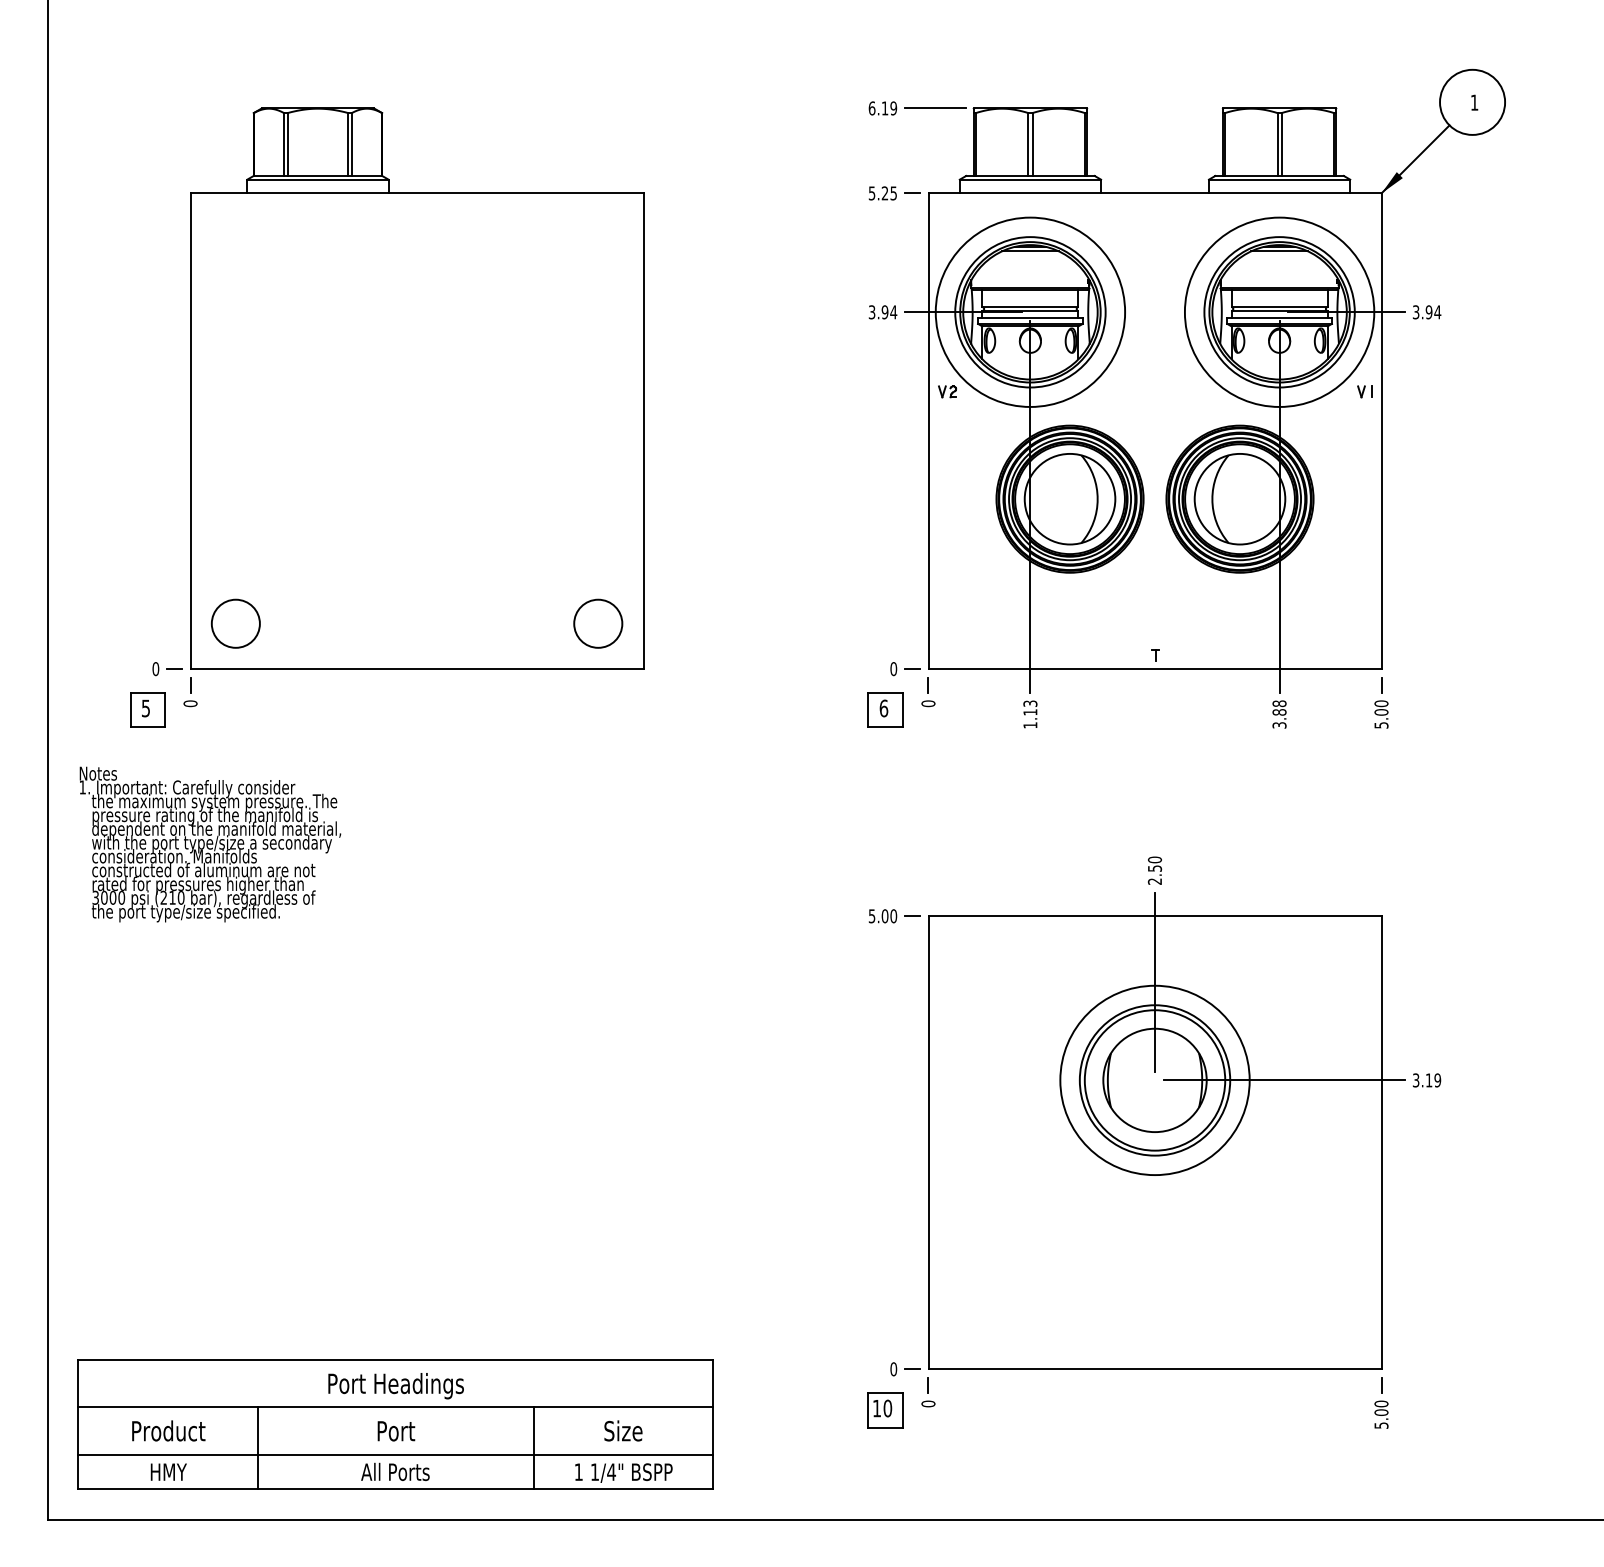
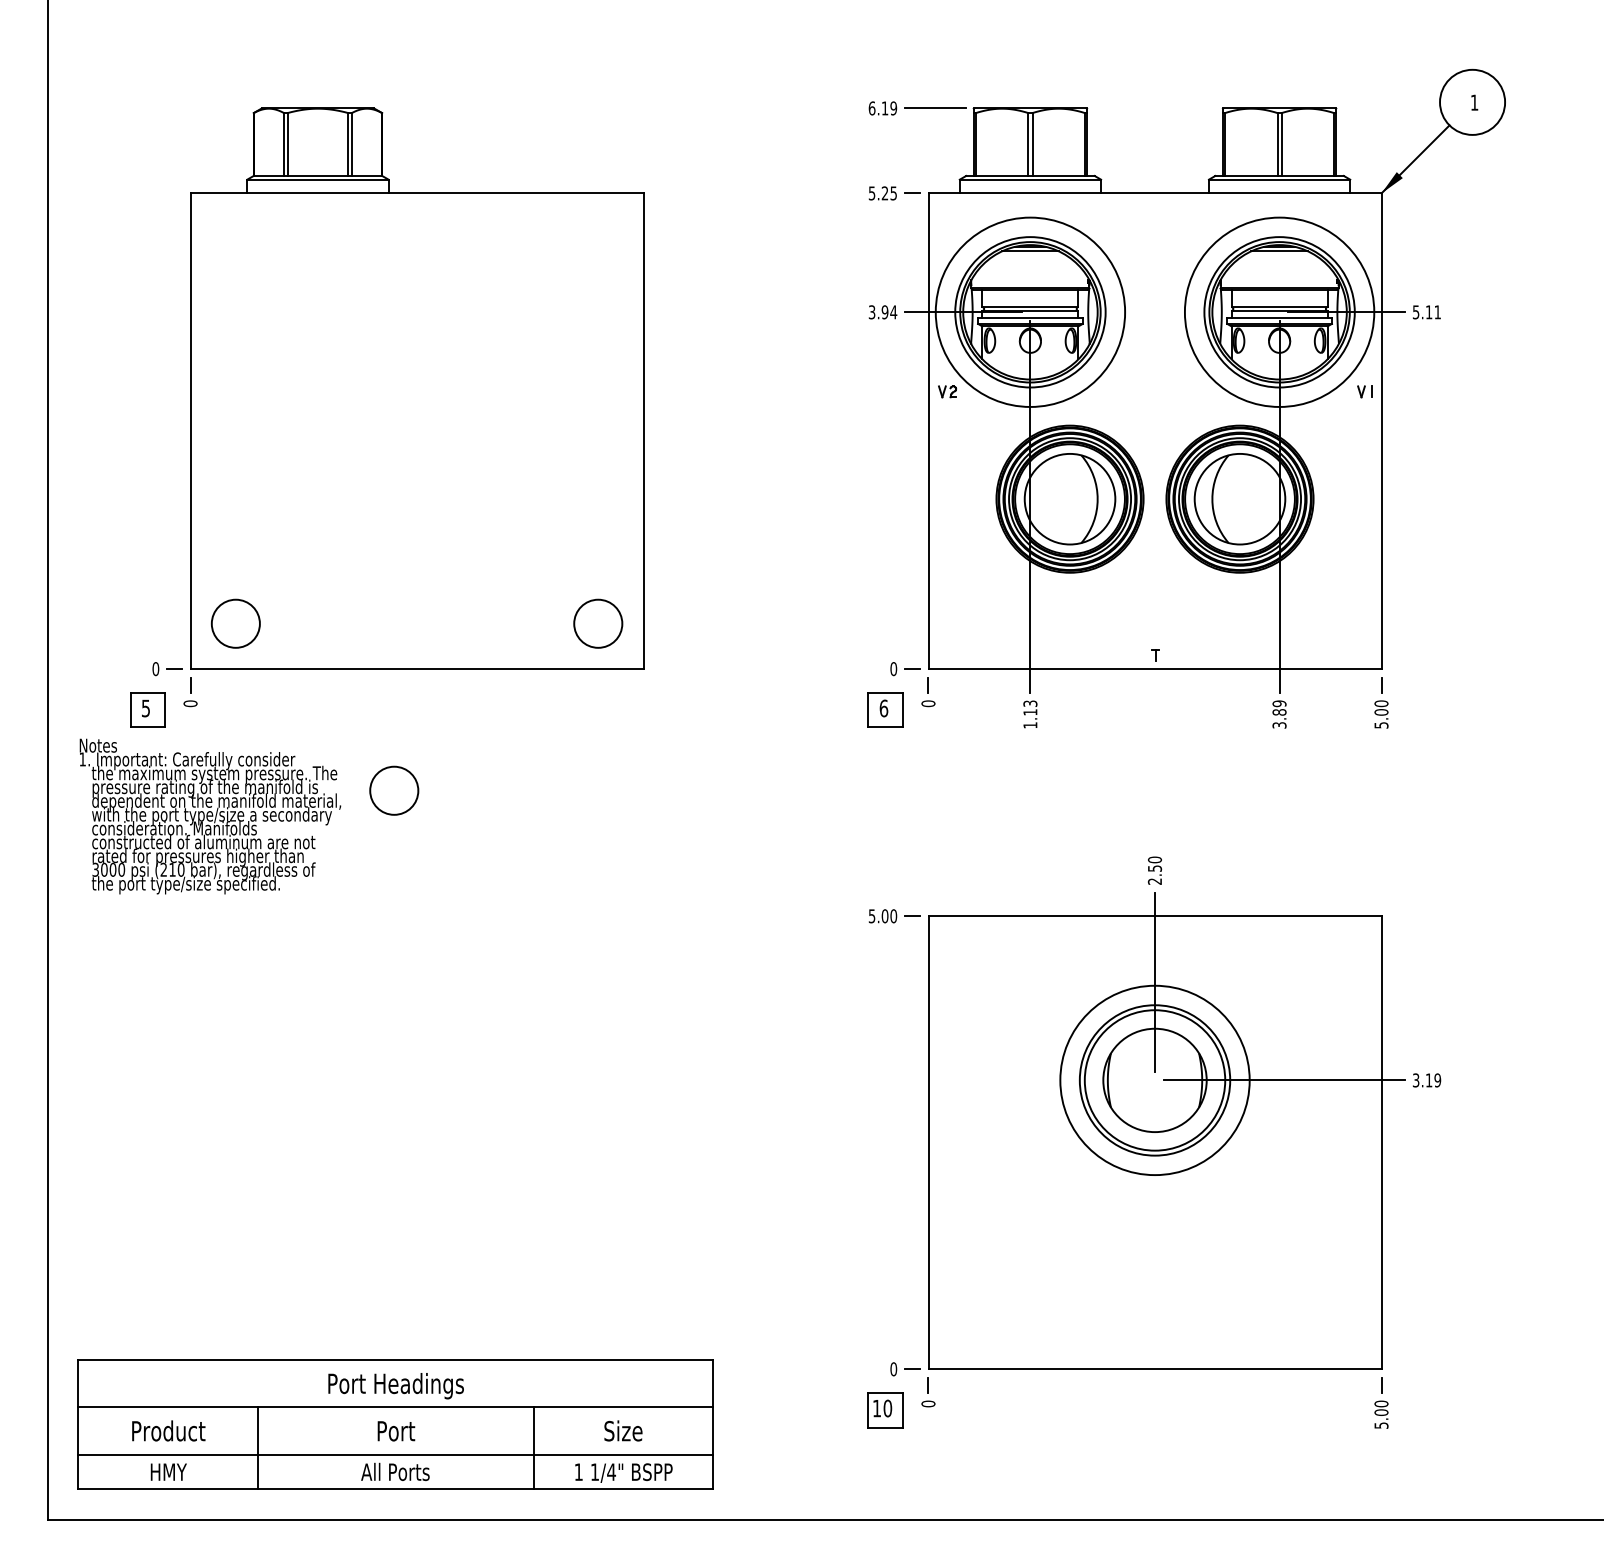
text: 3.94 -> 5.11 (1427, 312)
text: 3.88 -> 3.89 (1279, 703)
circle: none -> present (394, 790)
text position: (210, 844) -> (210, 816) (210, 816)
